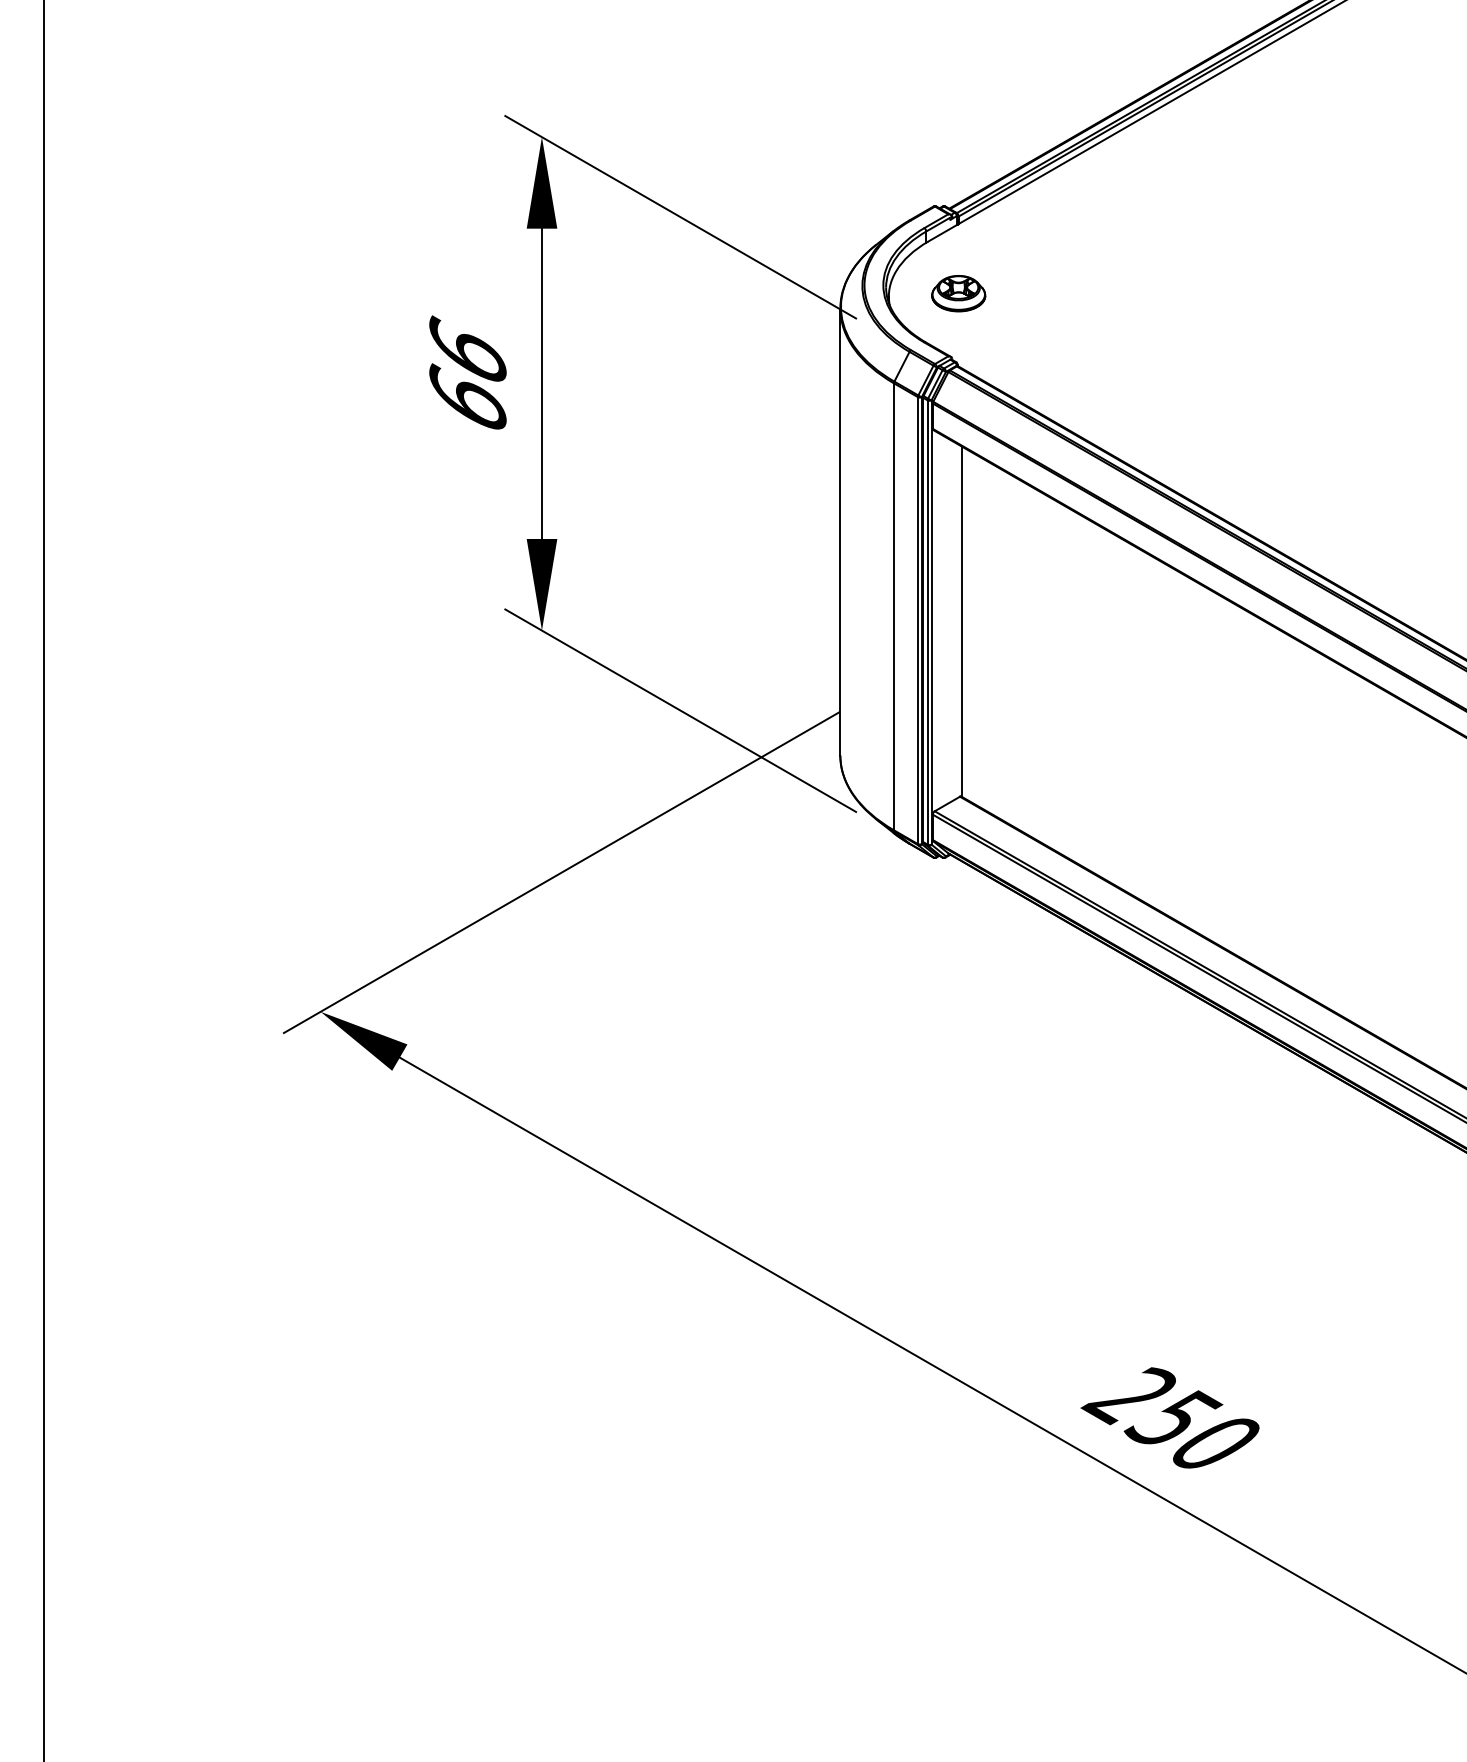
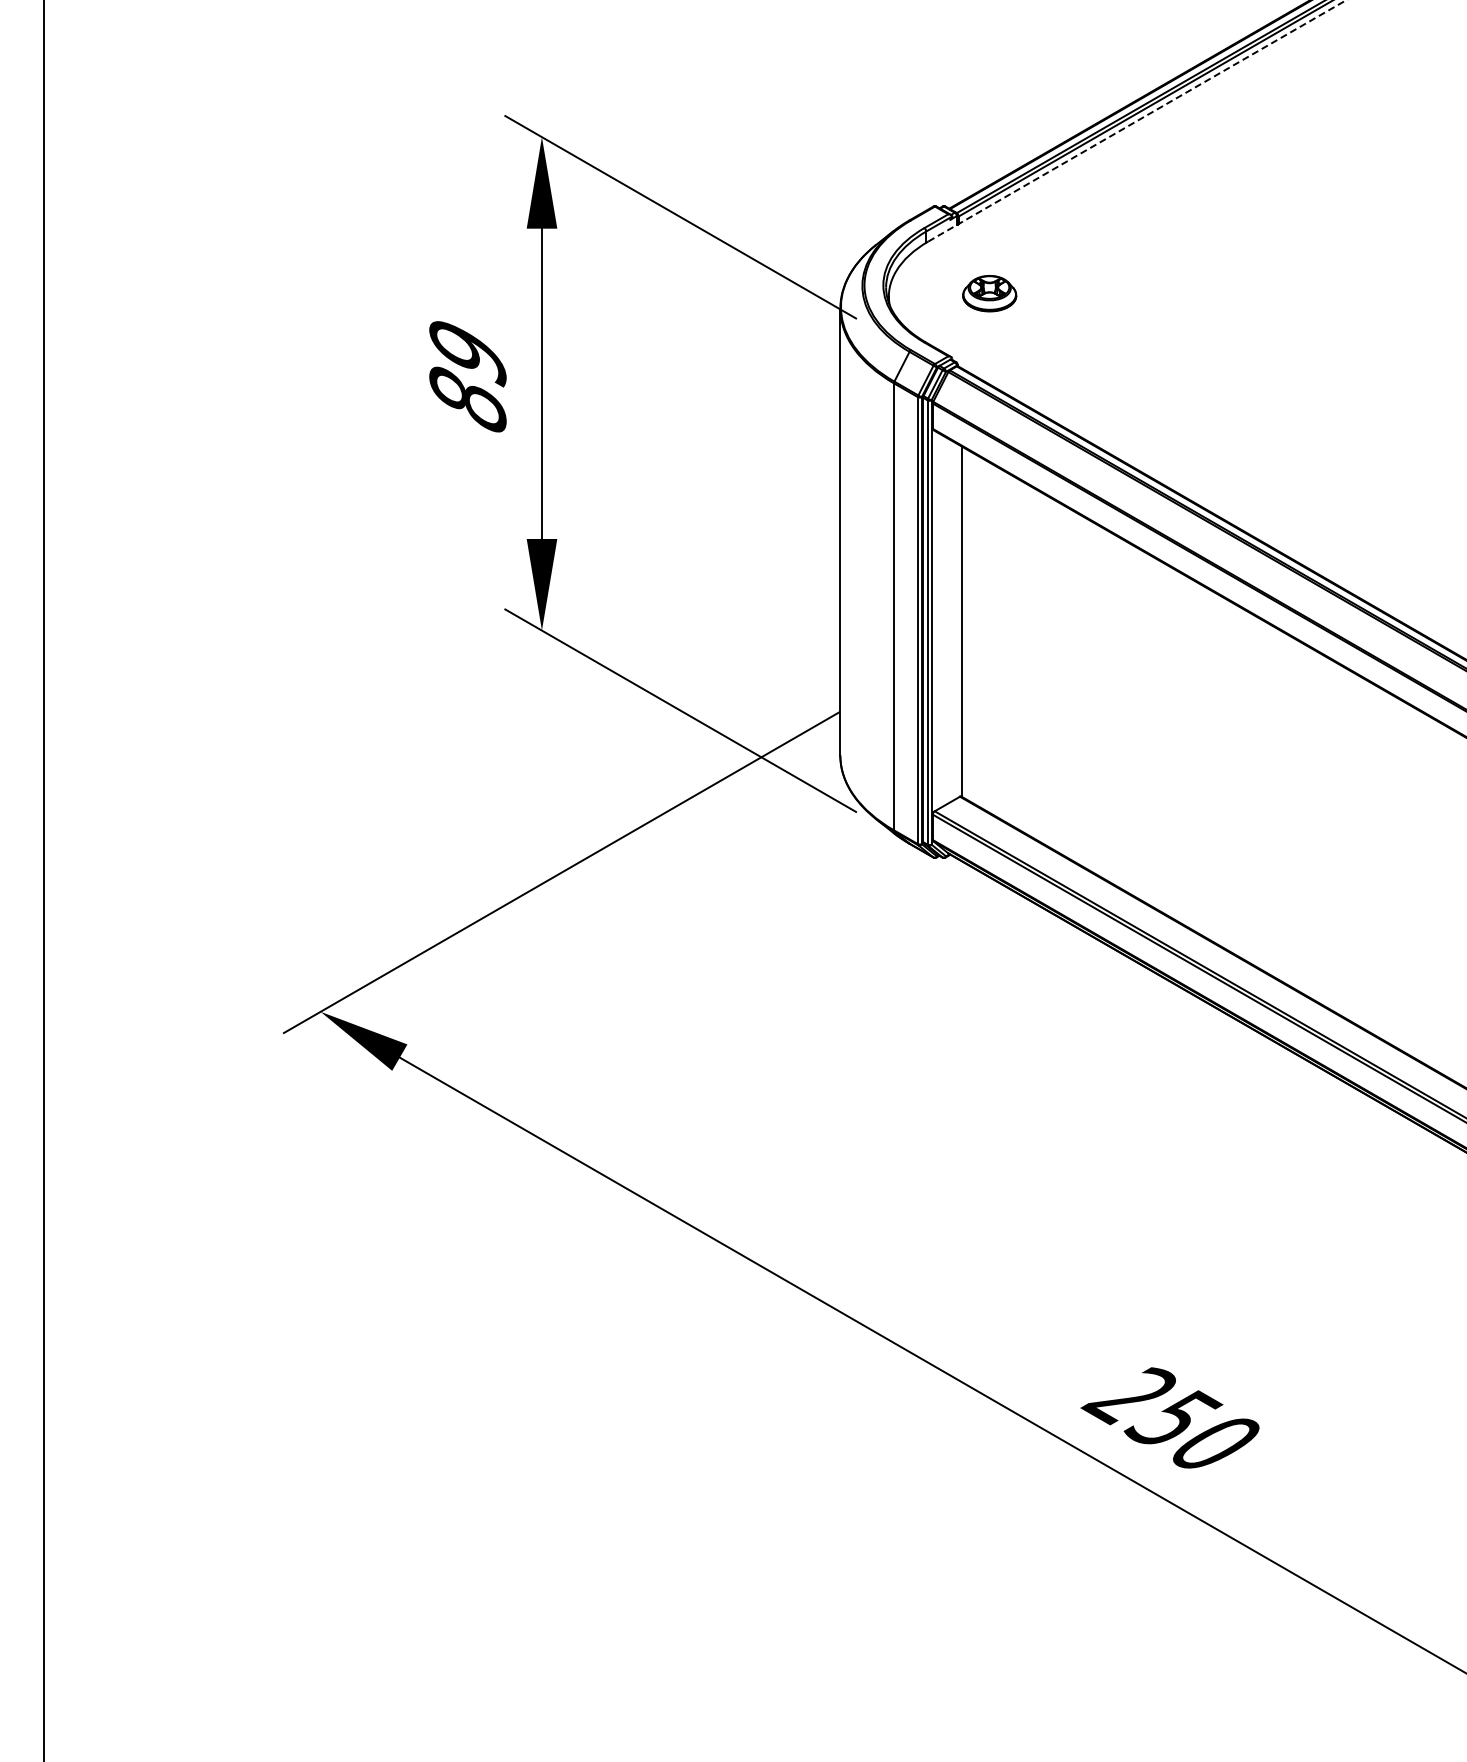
line: solid -> dashed (1137, 120)
part position: (958, 293) -> (989, 293) (989, 293)
text: 66 -> 89 (467, 373)
